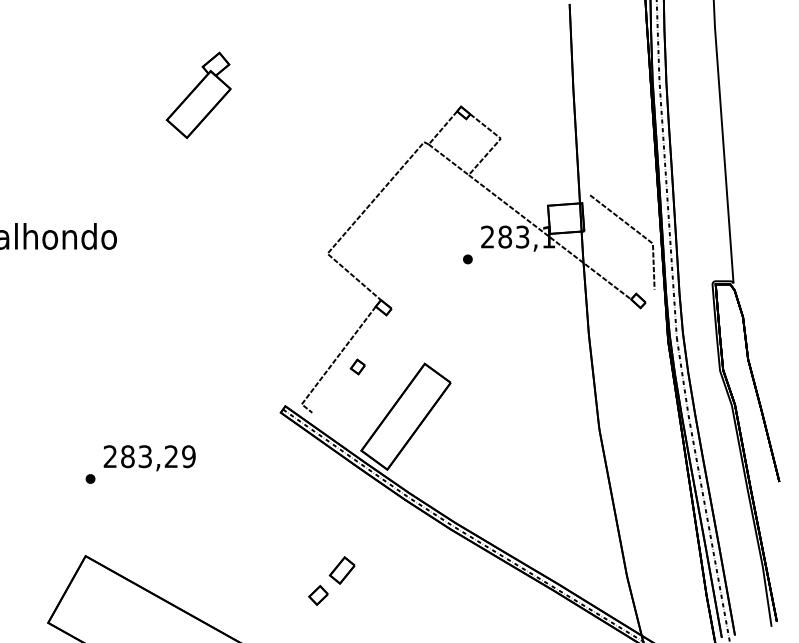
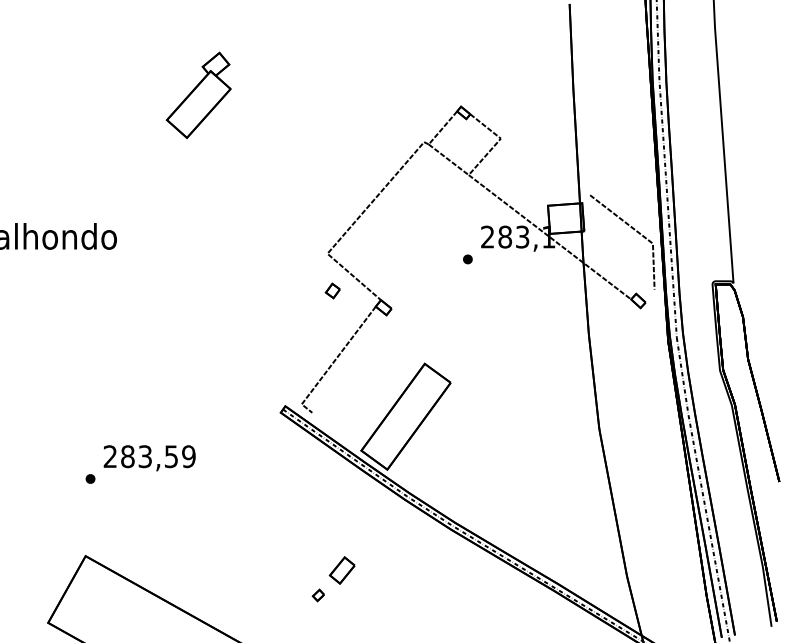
part position: (357, 366) -> (332, 290) (332, 290)
text: 283,29 -> 283,59 (170, 456)
part size: 21x21 px -> 14x15 px (317, 595)
